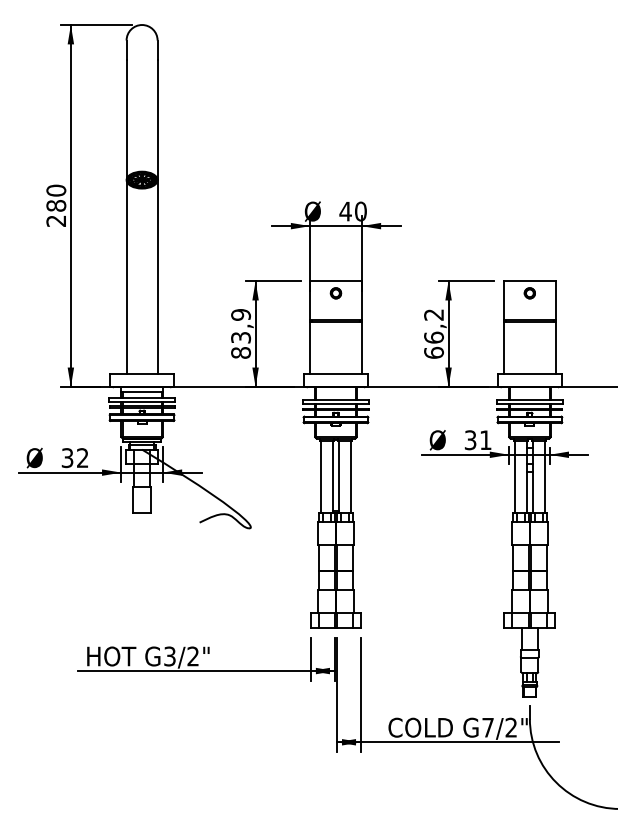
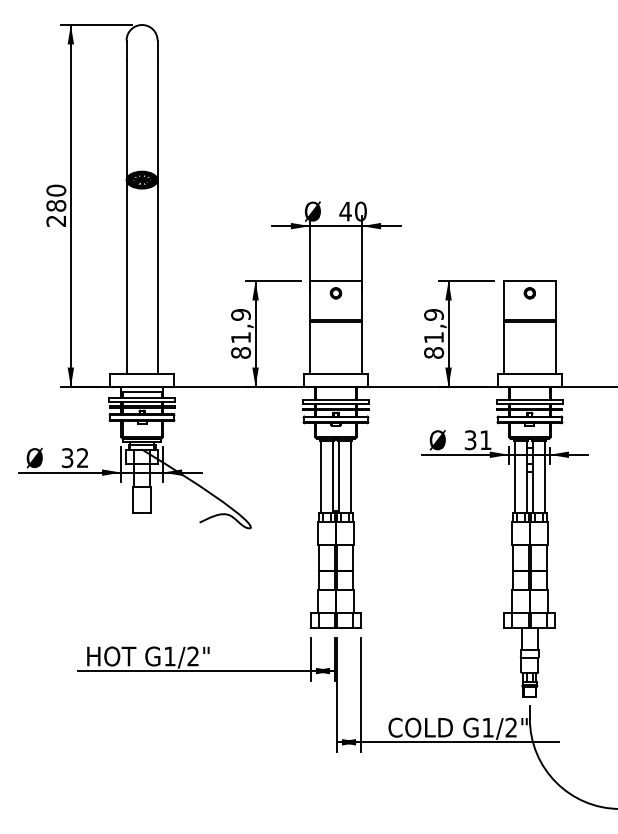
text: 66,2 -> 81,9 (434, 333)
text: 83,9 -> 81,9 (241, 337)
text: G3/2" -> G1/2" (169, 656)
text: G7/2" -> G1/2" (487, 727)
